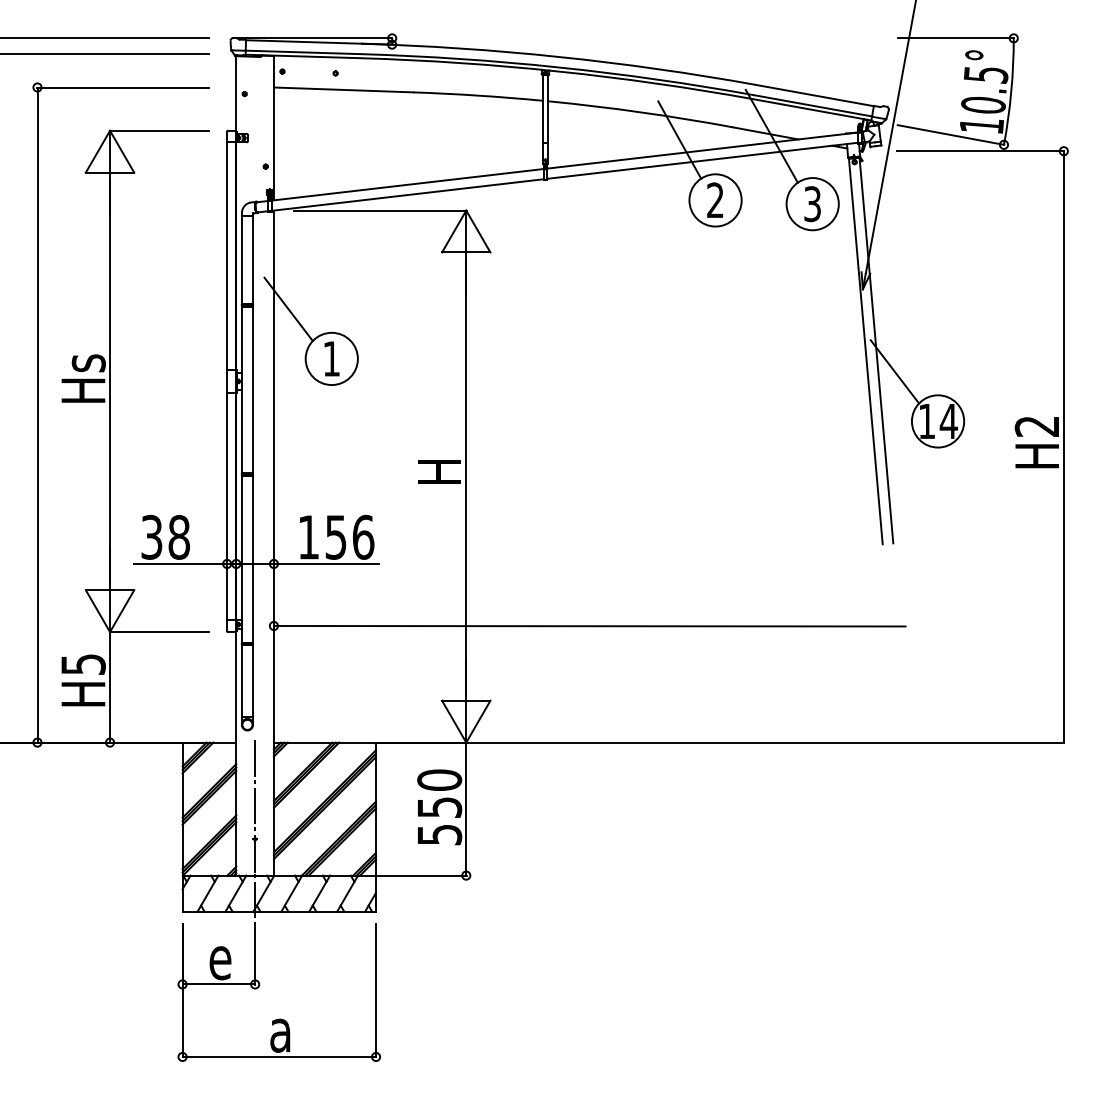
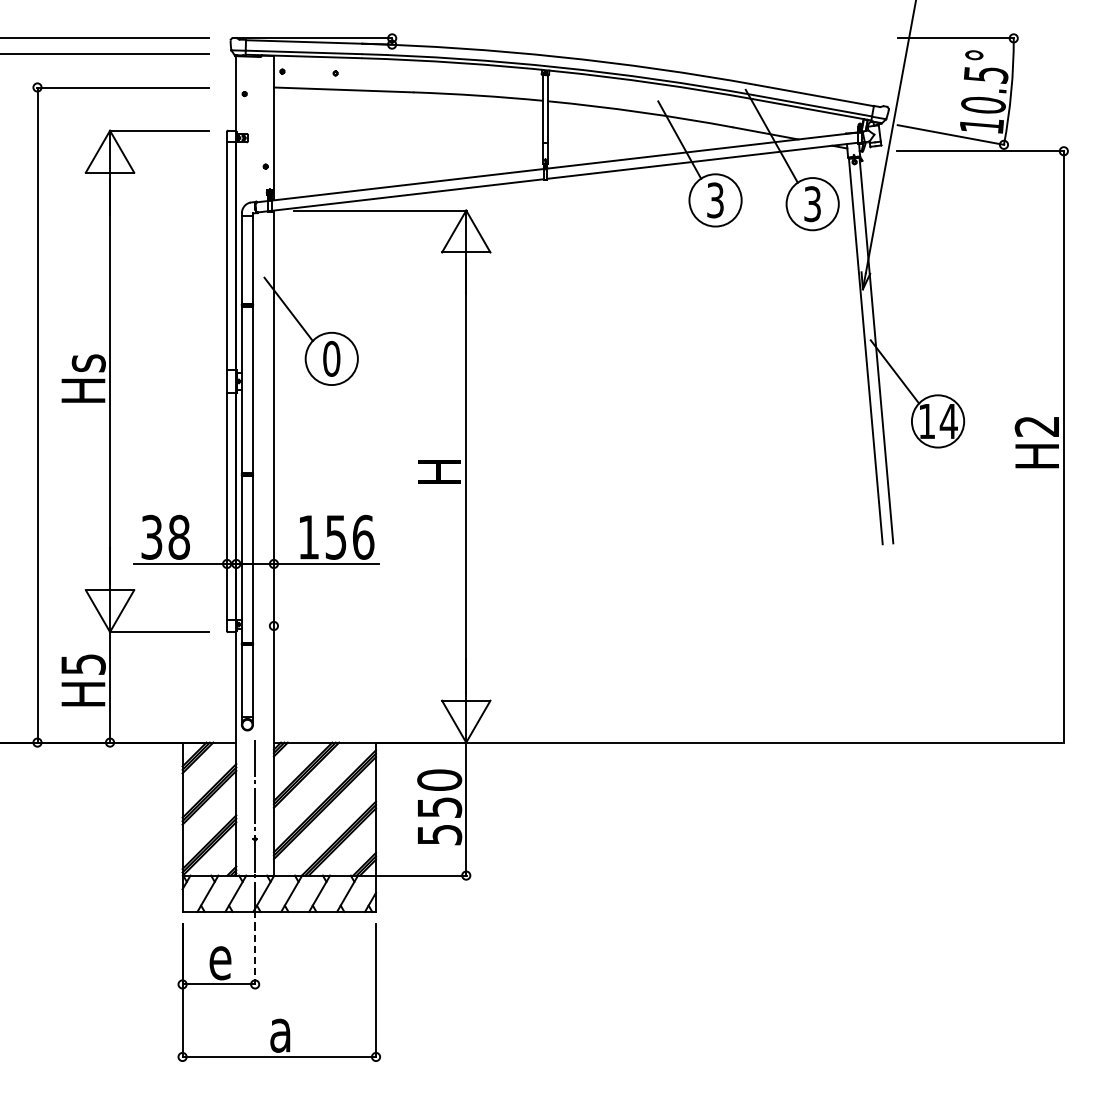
text: 2 -> 3 (715, 200)
text: 1 -> 0 (331, 358)
line: present -> none (589, 625)
line: solid -> dashed (255, 954)
